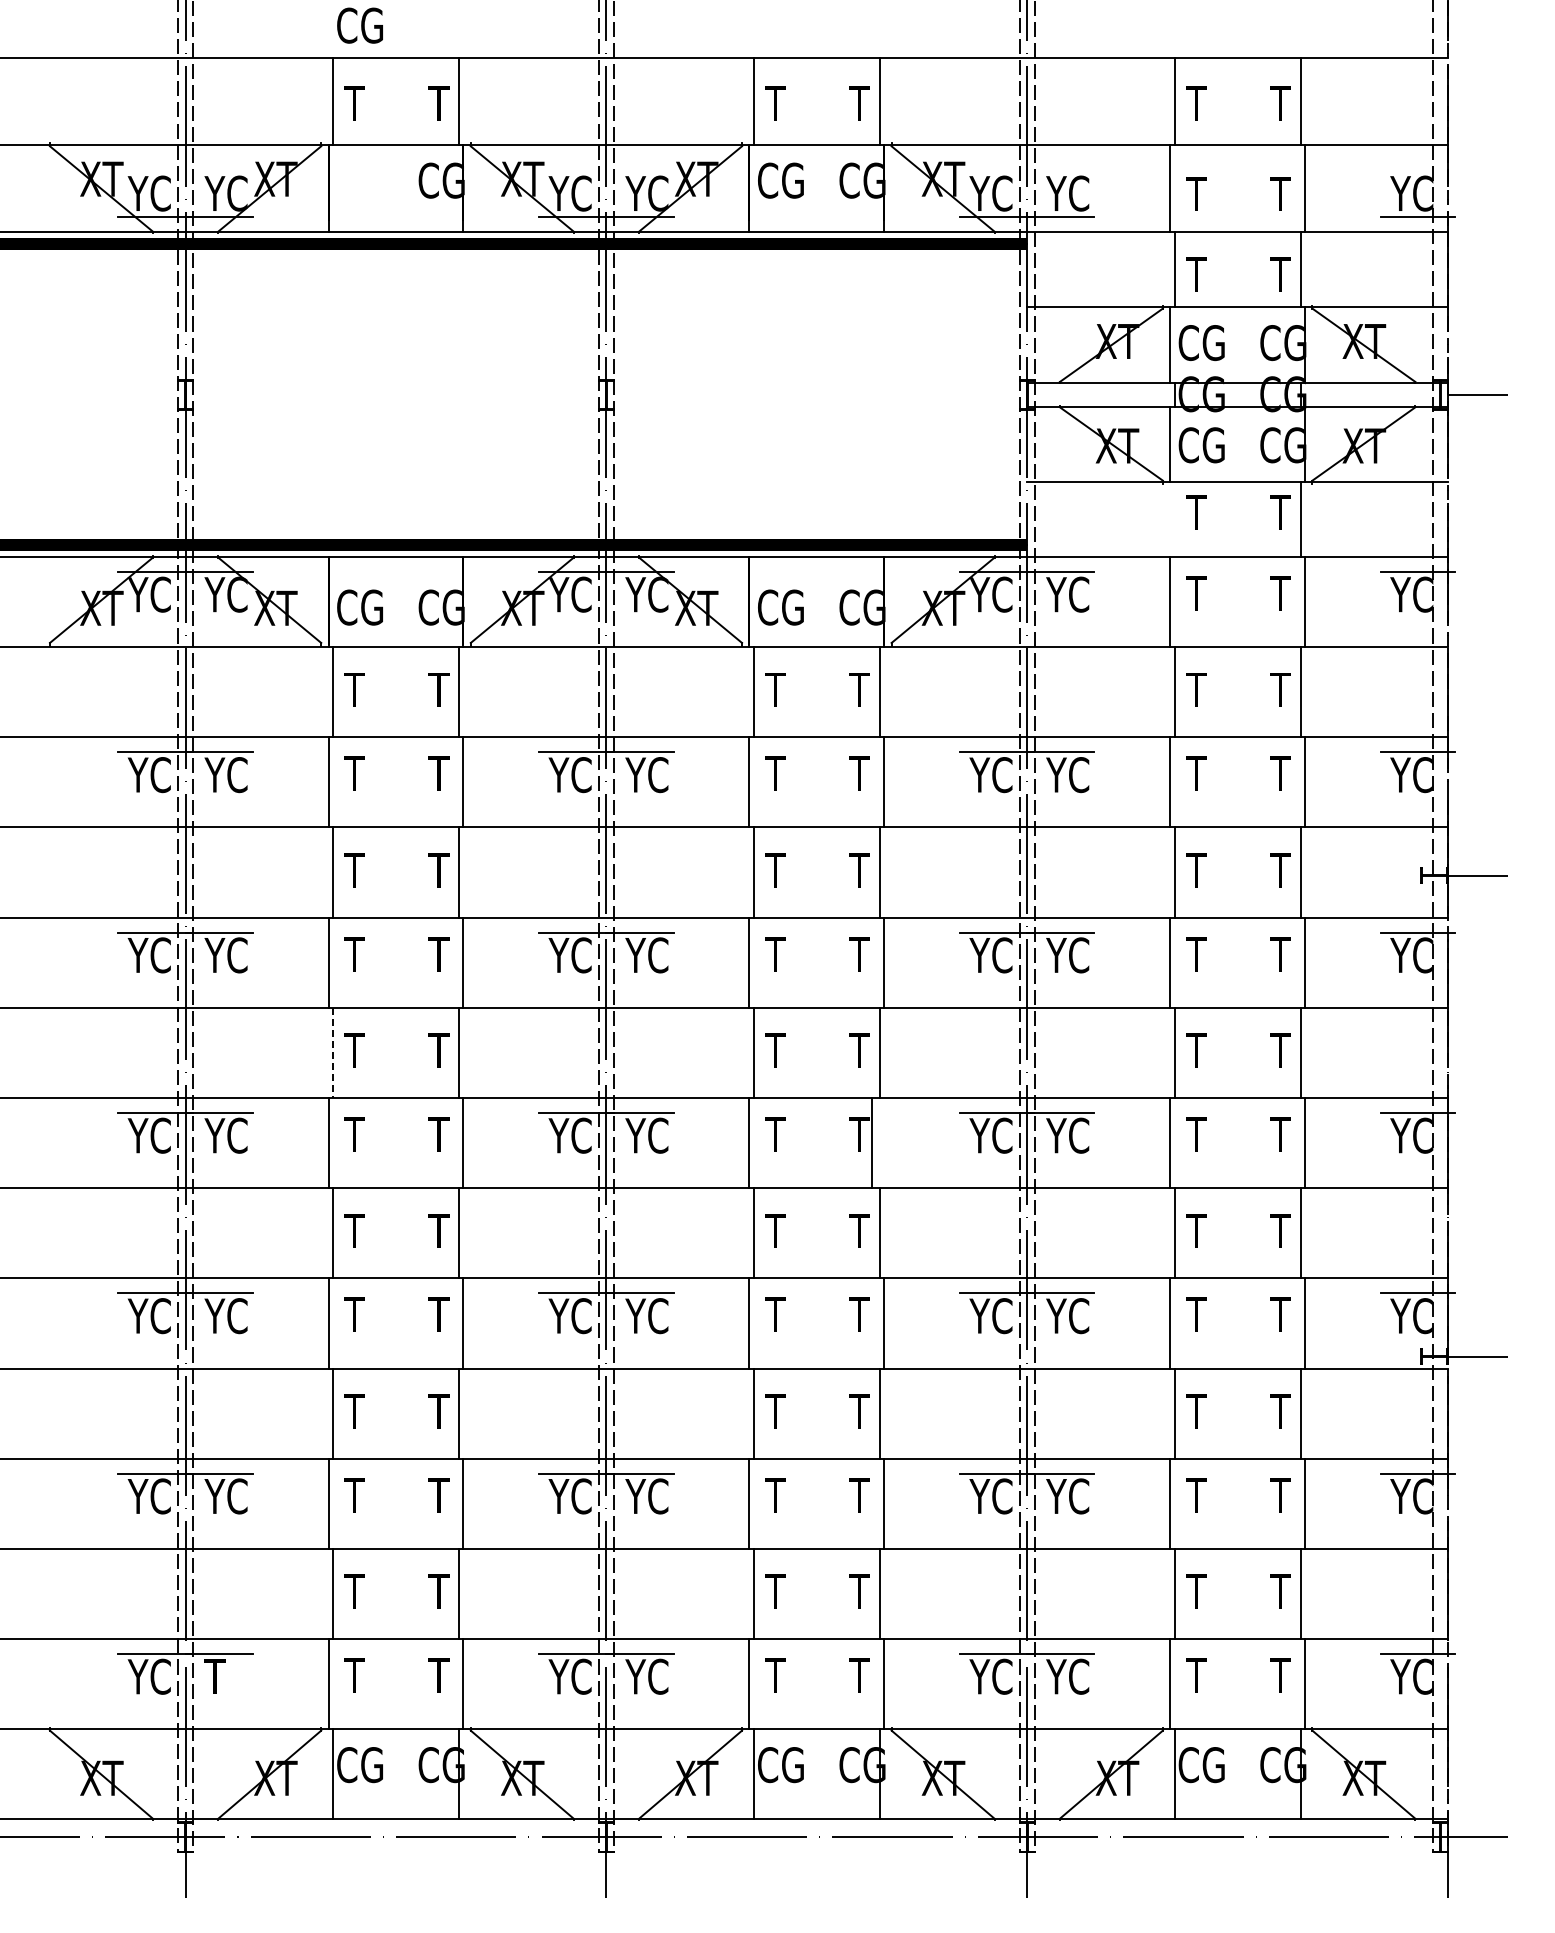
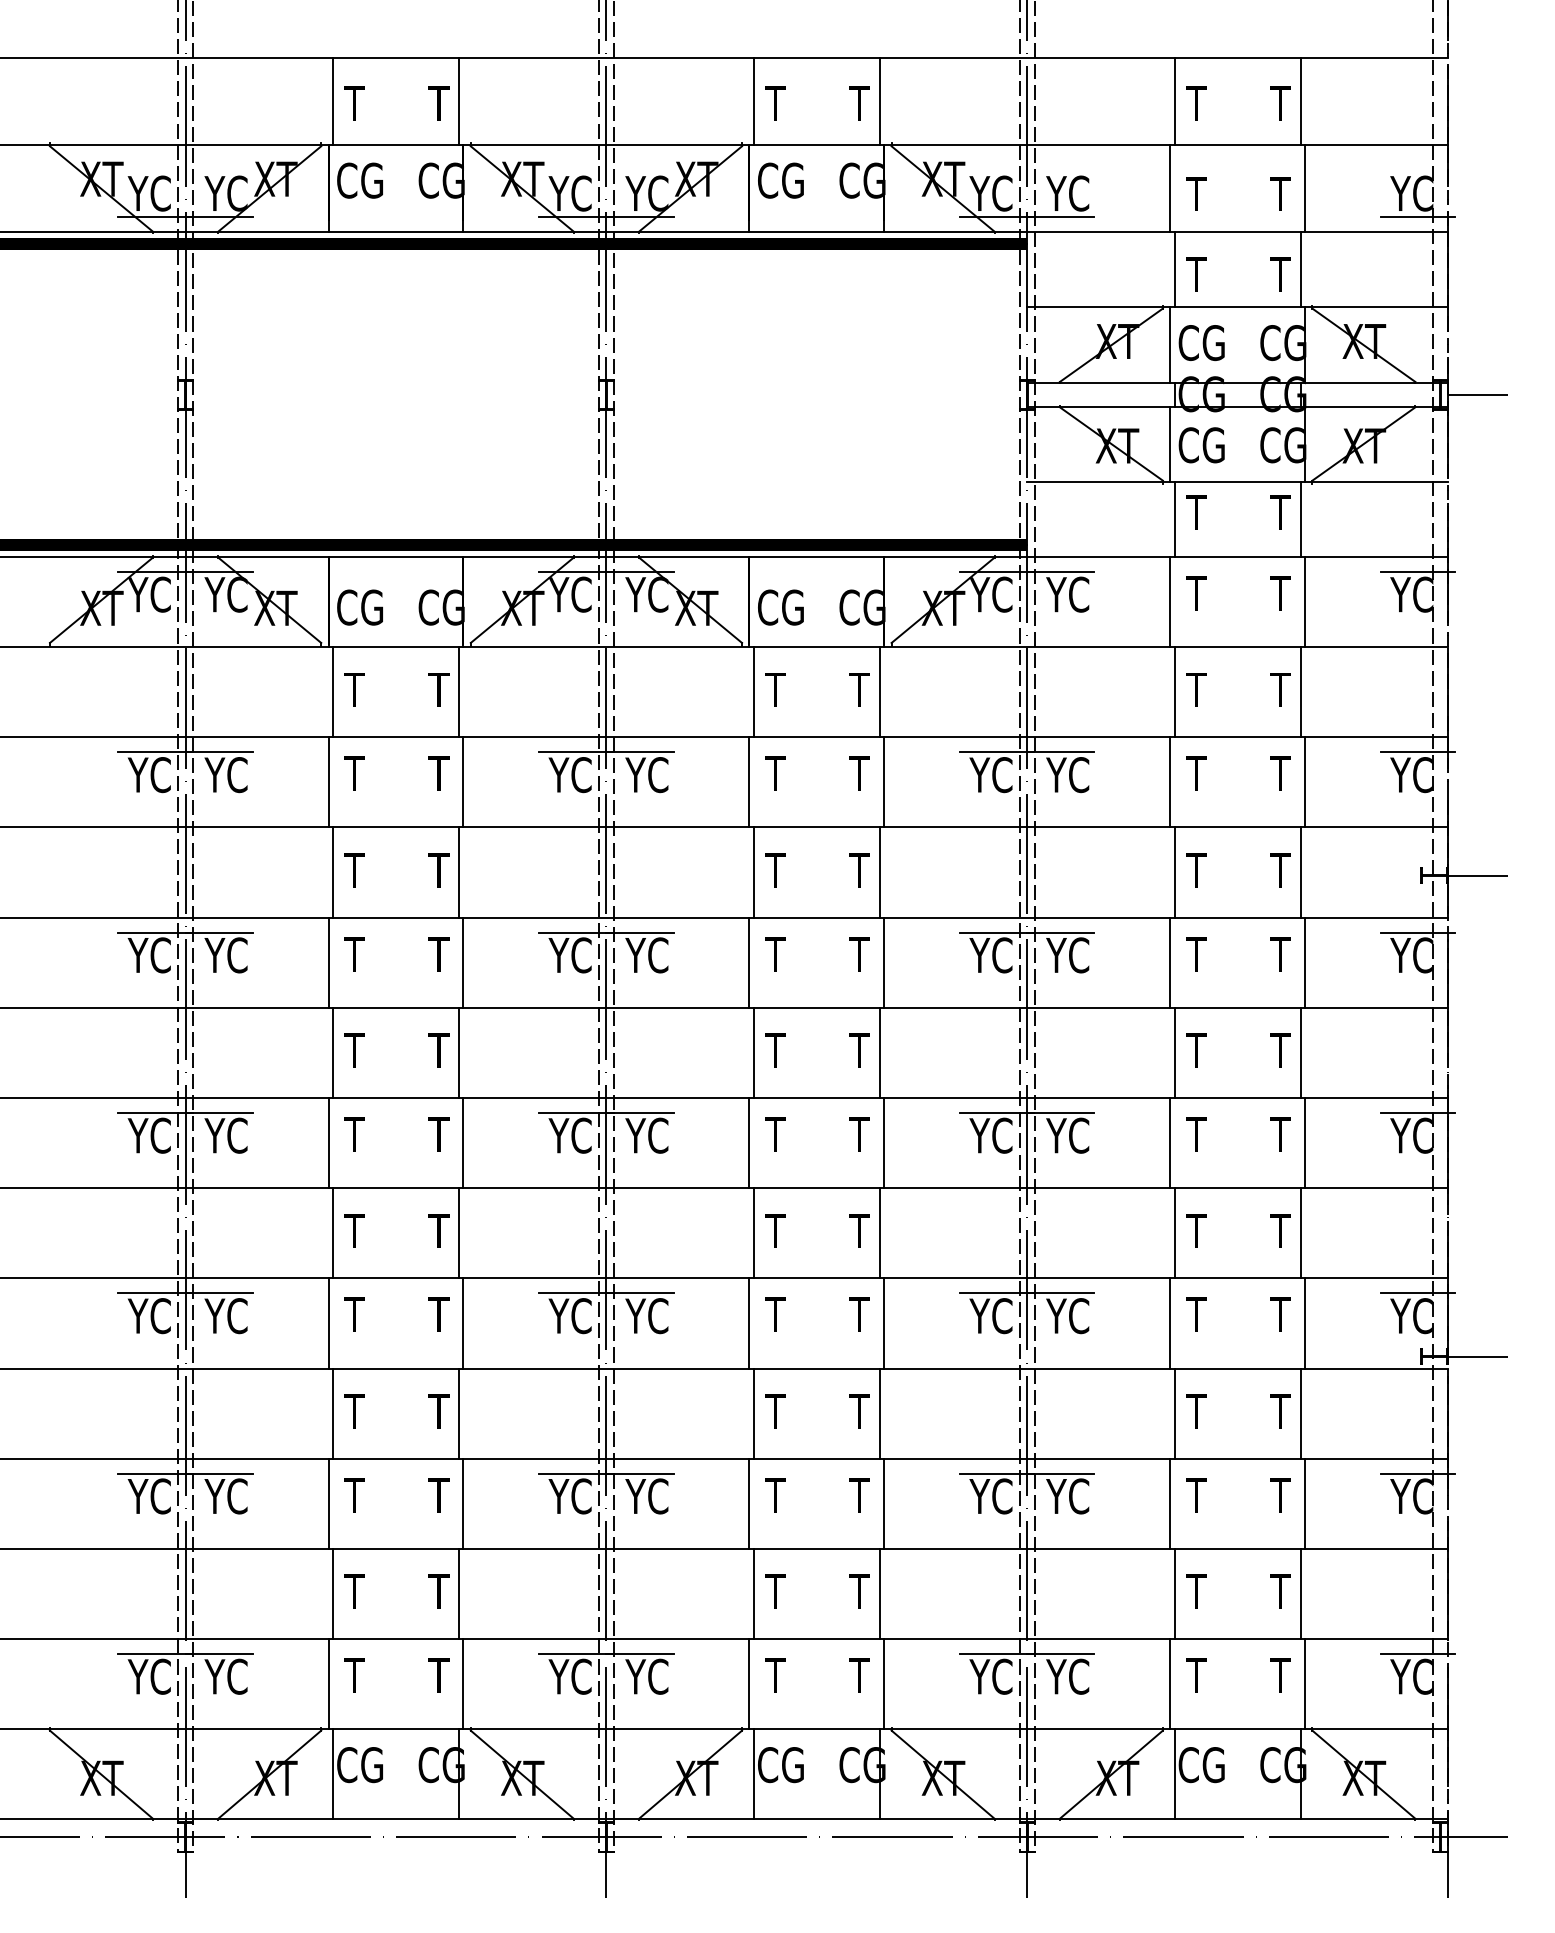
text position: (359, 25) -> (359, 180) (359, 180)
line: none -> present (1174, 518)
line: dashed -> solid (332, 1053)
line position: (872, 1143) -> (884, 1143) (884, 1143)
text: T -> YC (225, 1676)
